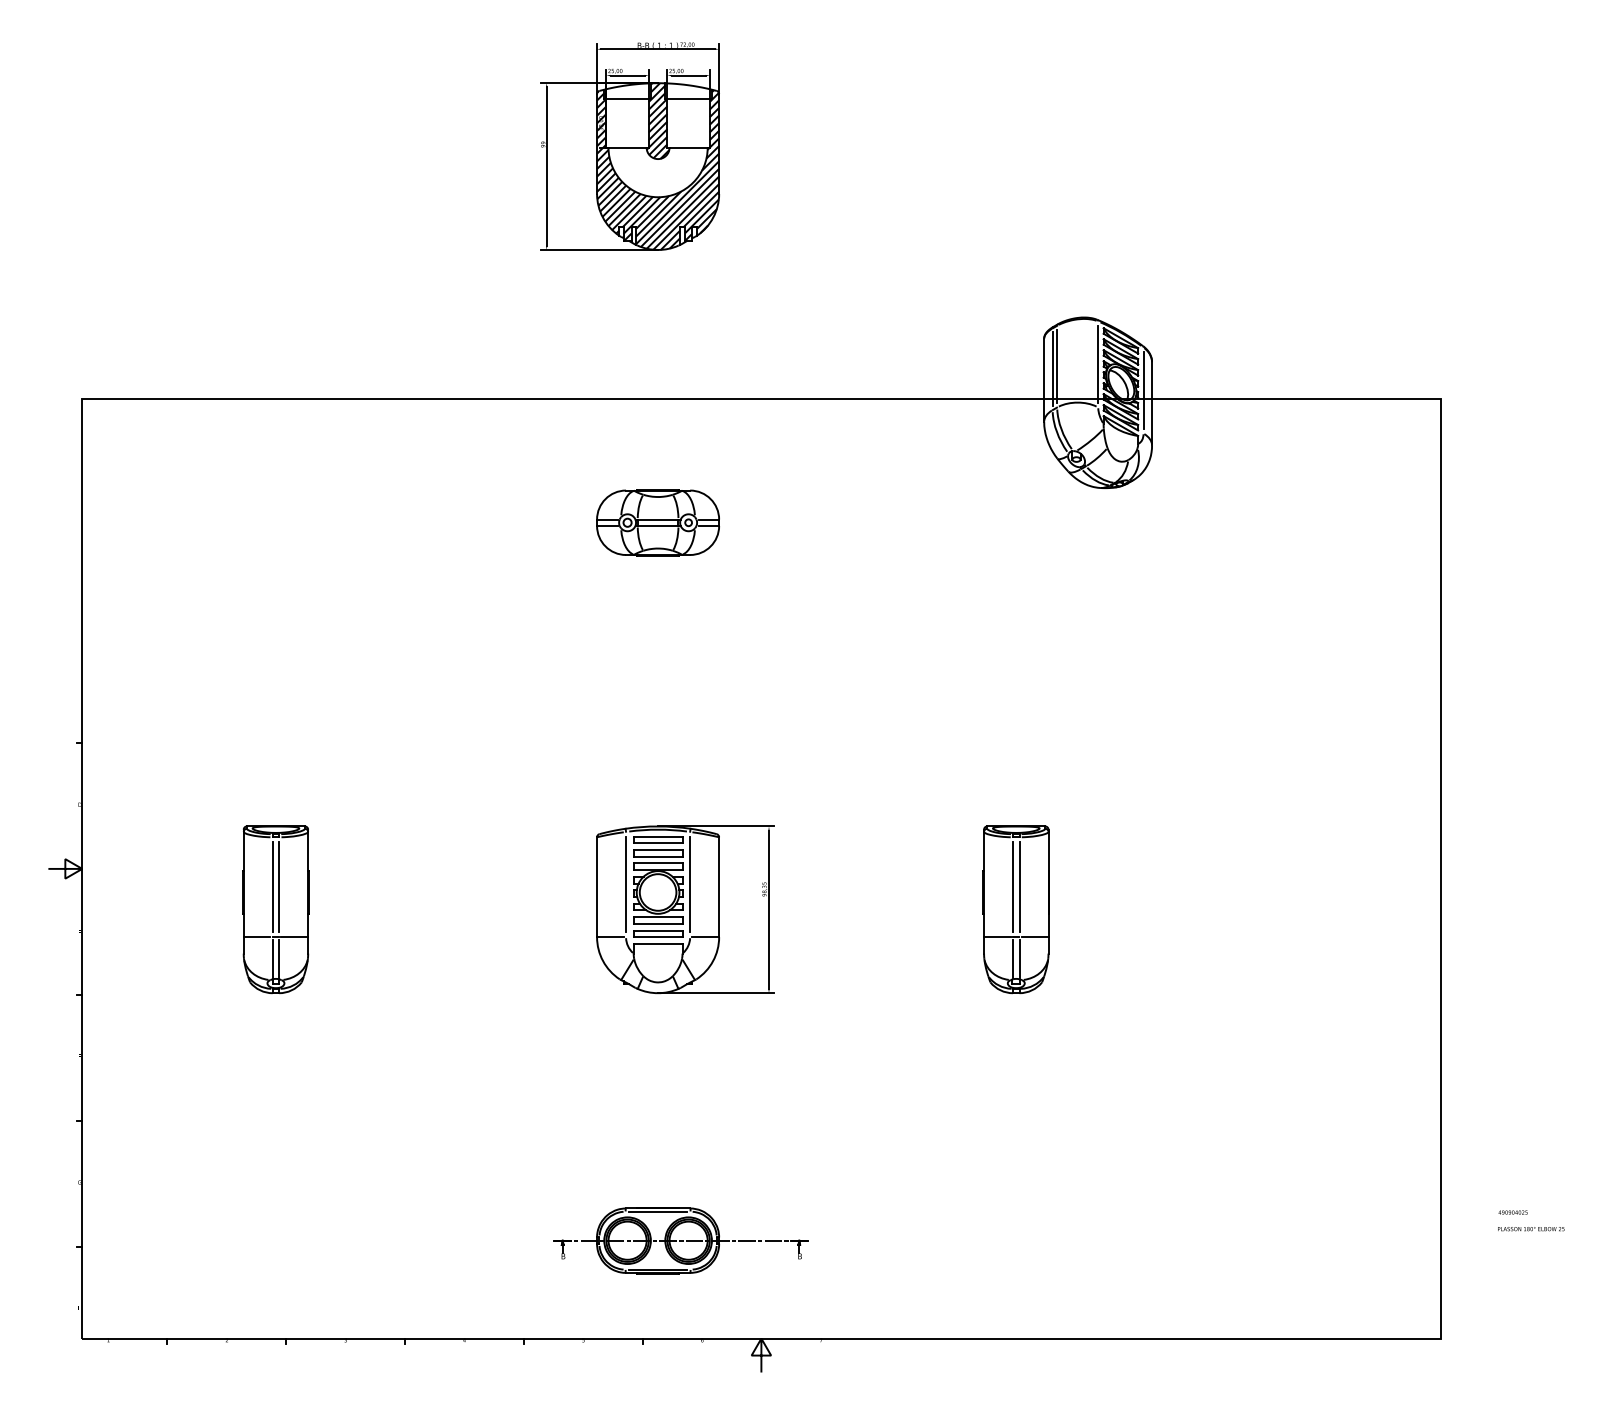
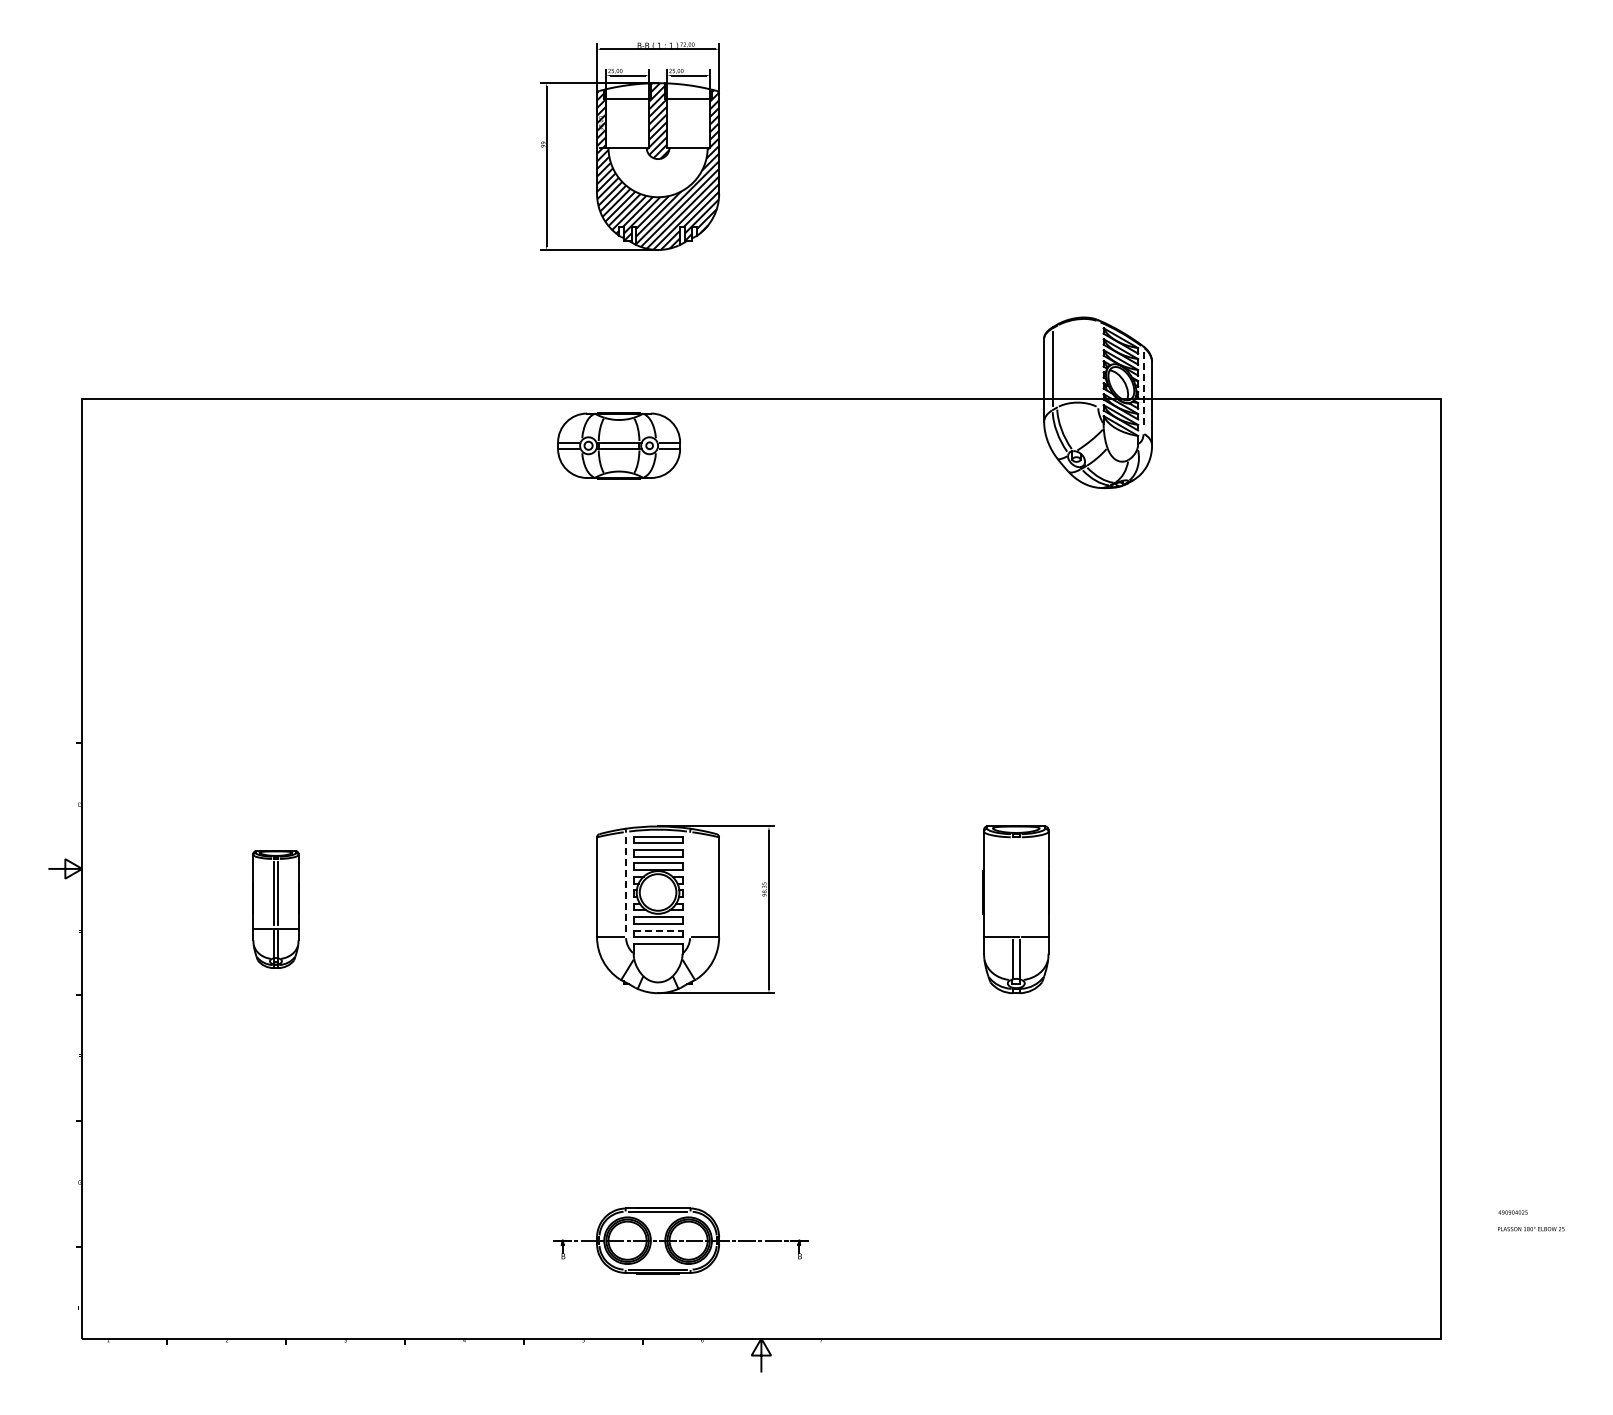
line: present -> none (1098, 364)
line: present -> none (1057, 366)
line: solid -> dashed (1143, 390)
part position: (657, 522) -> (618, 445) (618, 445)
line: solid -> dashed (626, 884)
line: present -> none (690, 884)
line: present -> none (1013, 887)
line: present -> none (1019, 887)
part size: 68x169 px -> 48x119 px (275, 909)
line: solid -> dashed (658, 930)
